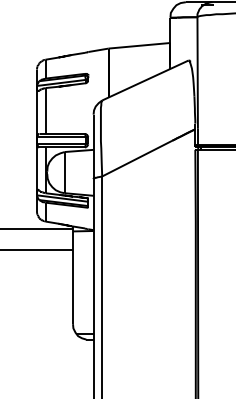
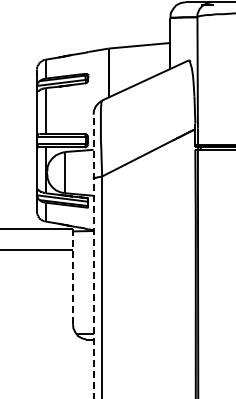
line: solid -> dashed (93, 256)
line: solid -> dashed (73, 275)
